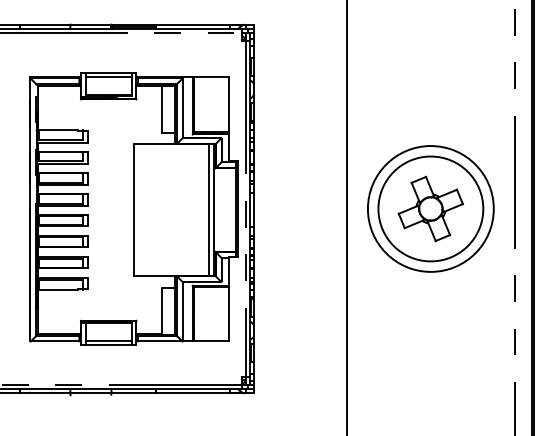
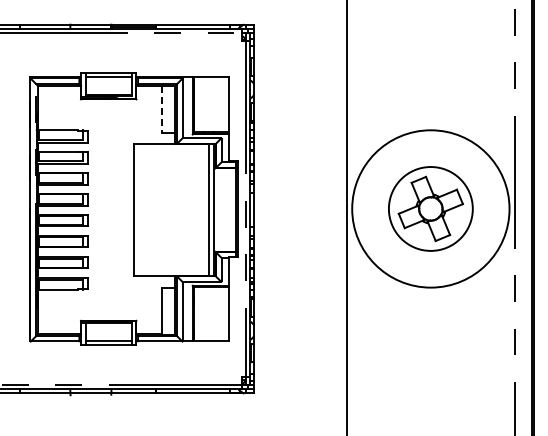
line: solid -> dashed (162, 109)
circle diameter: 105 px -> 84 px (430, 208)
circle diameter: 126 px -> 157 px (430, 208)
